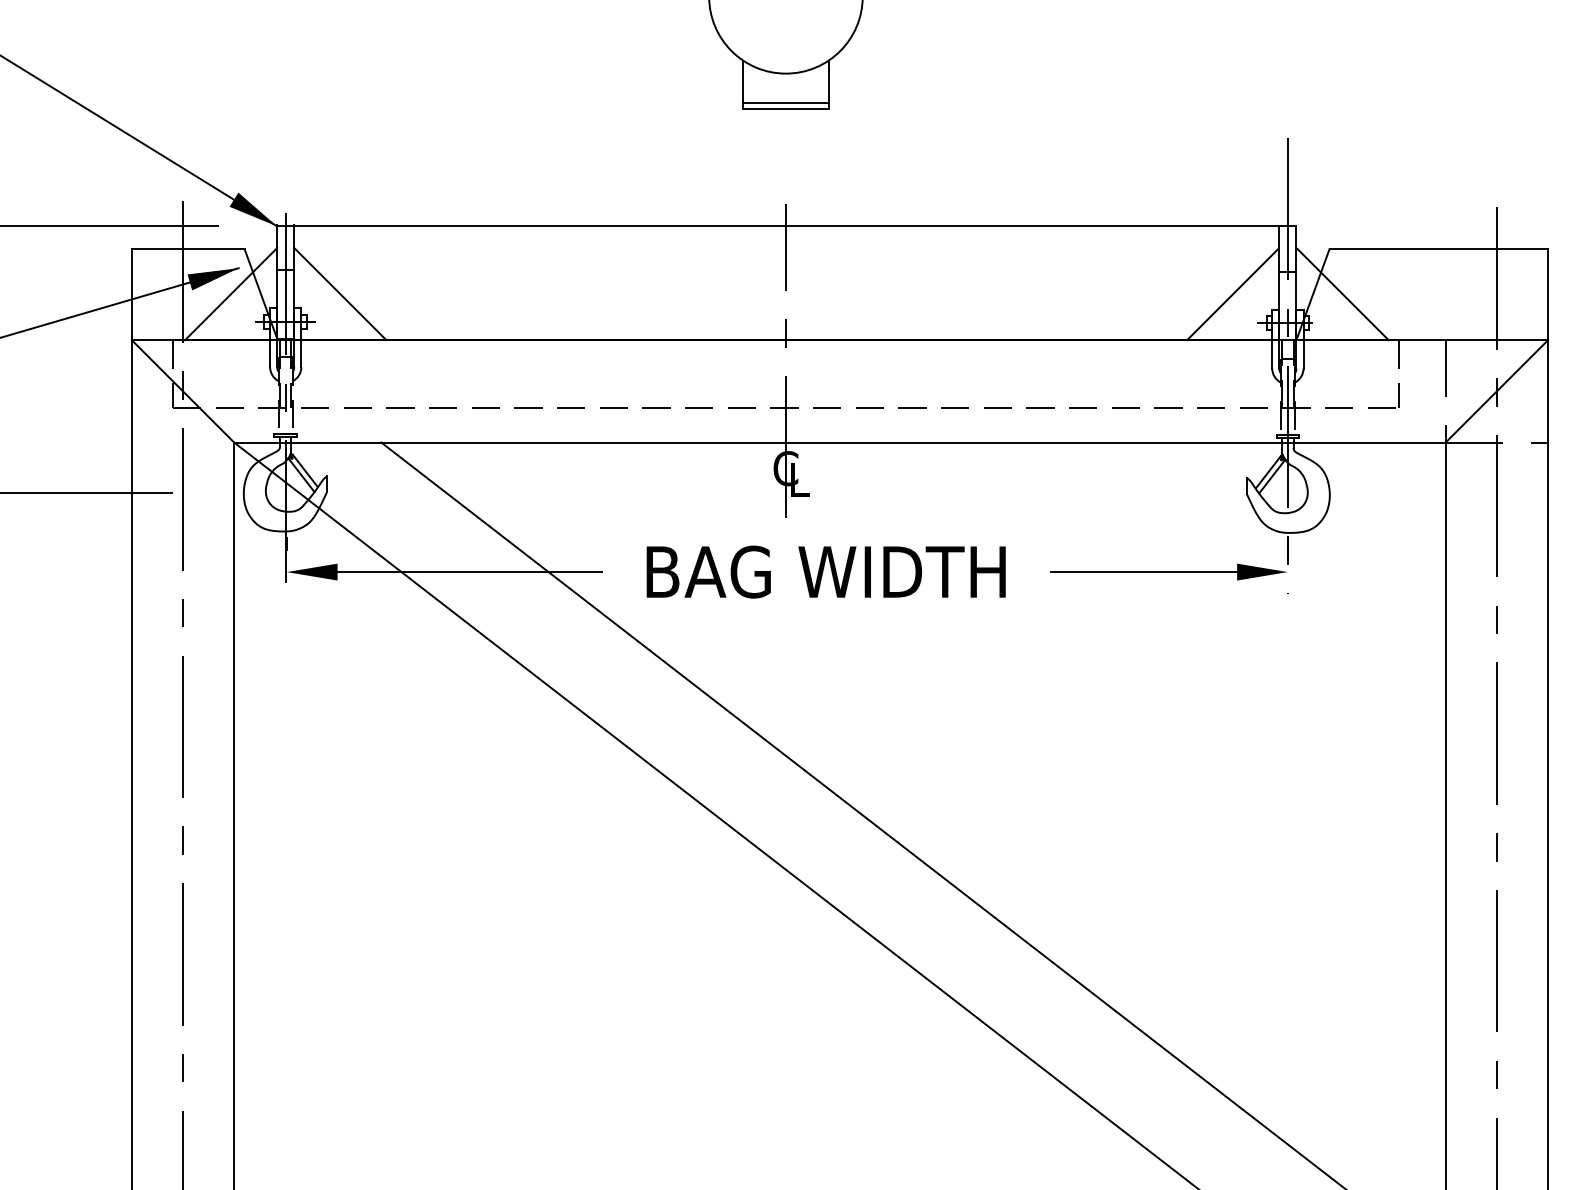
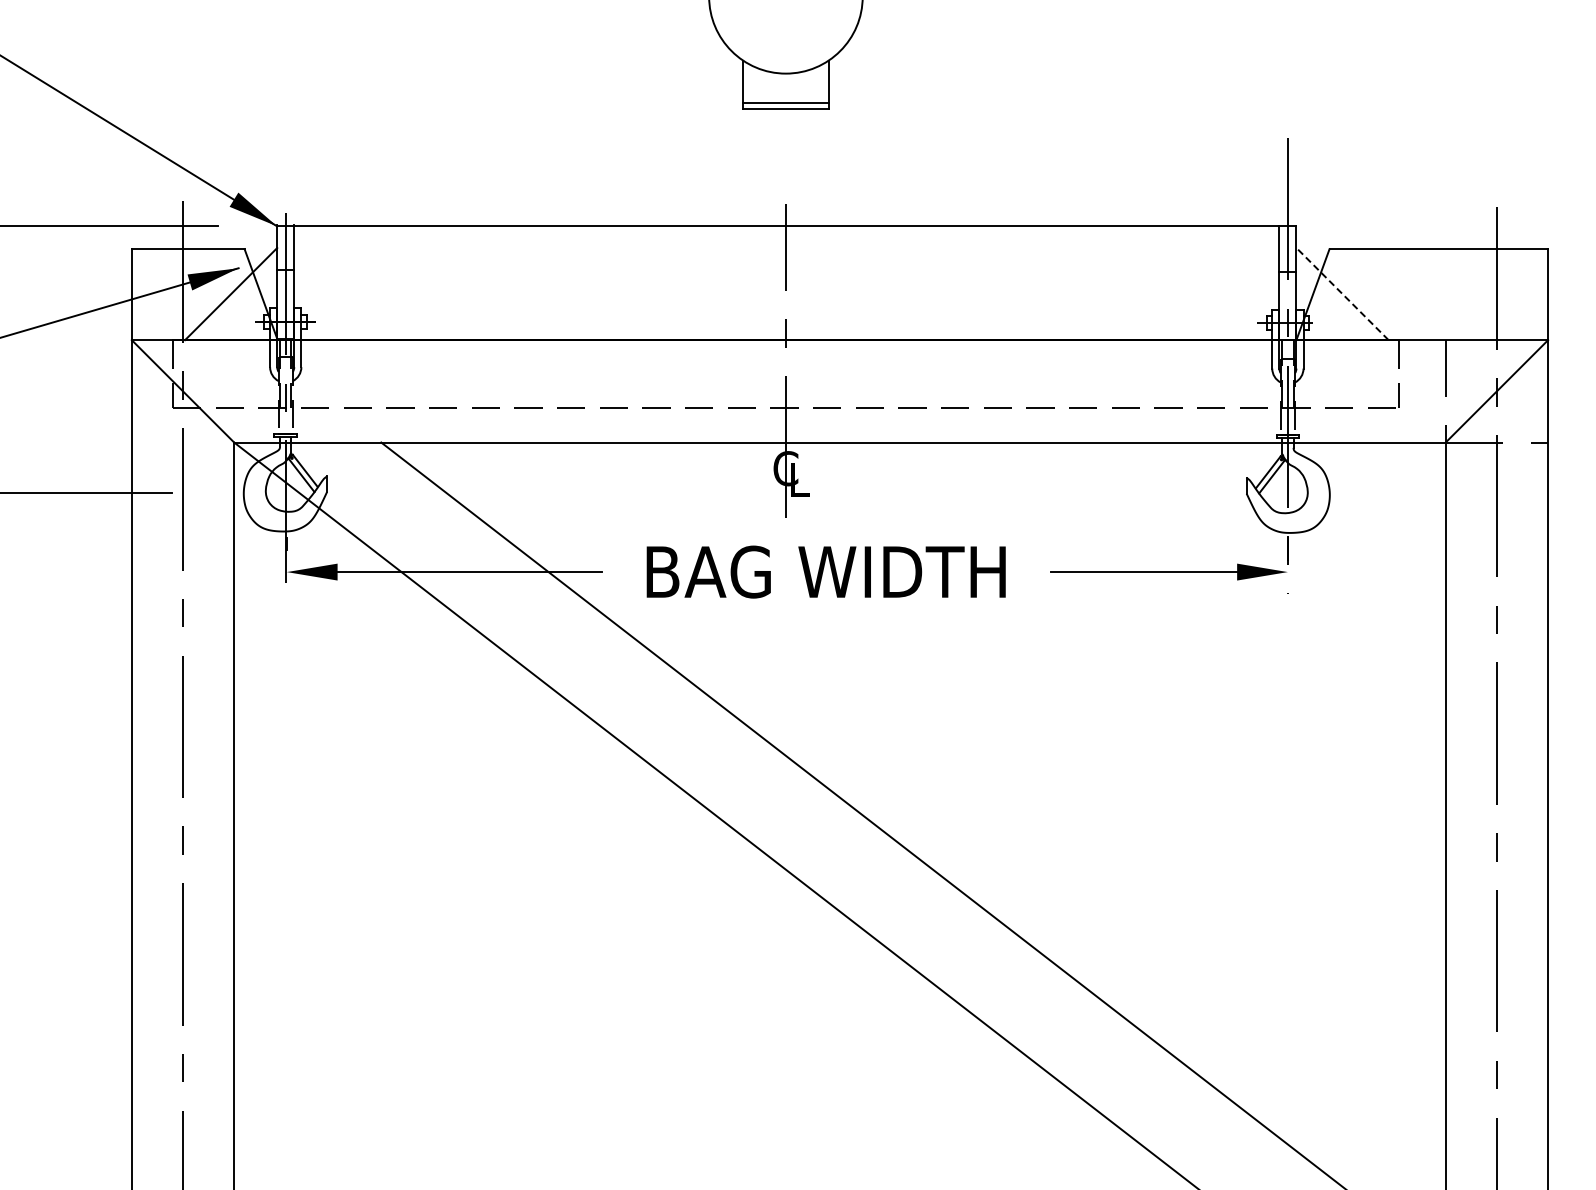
line: present -> none (340, 294)
line: present -> none (1232, 294)
line: solid -> dashed (1342, 294)
